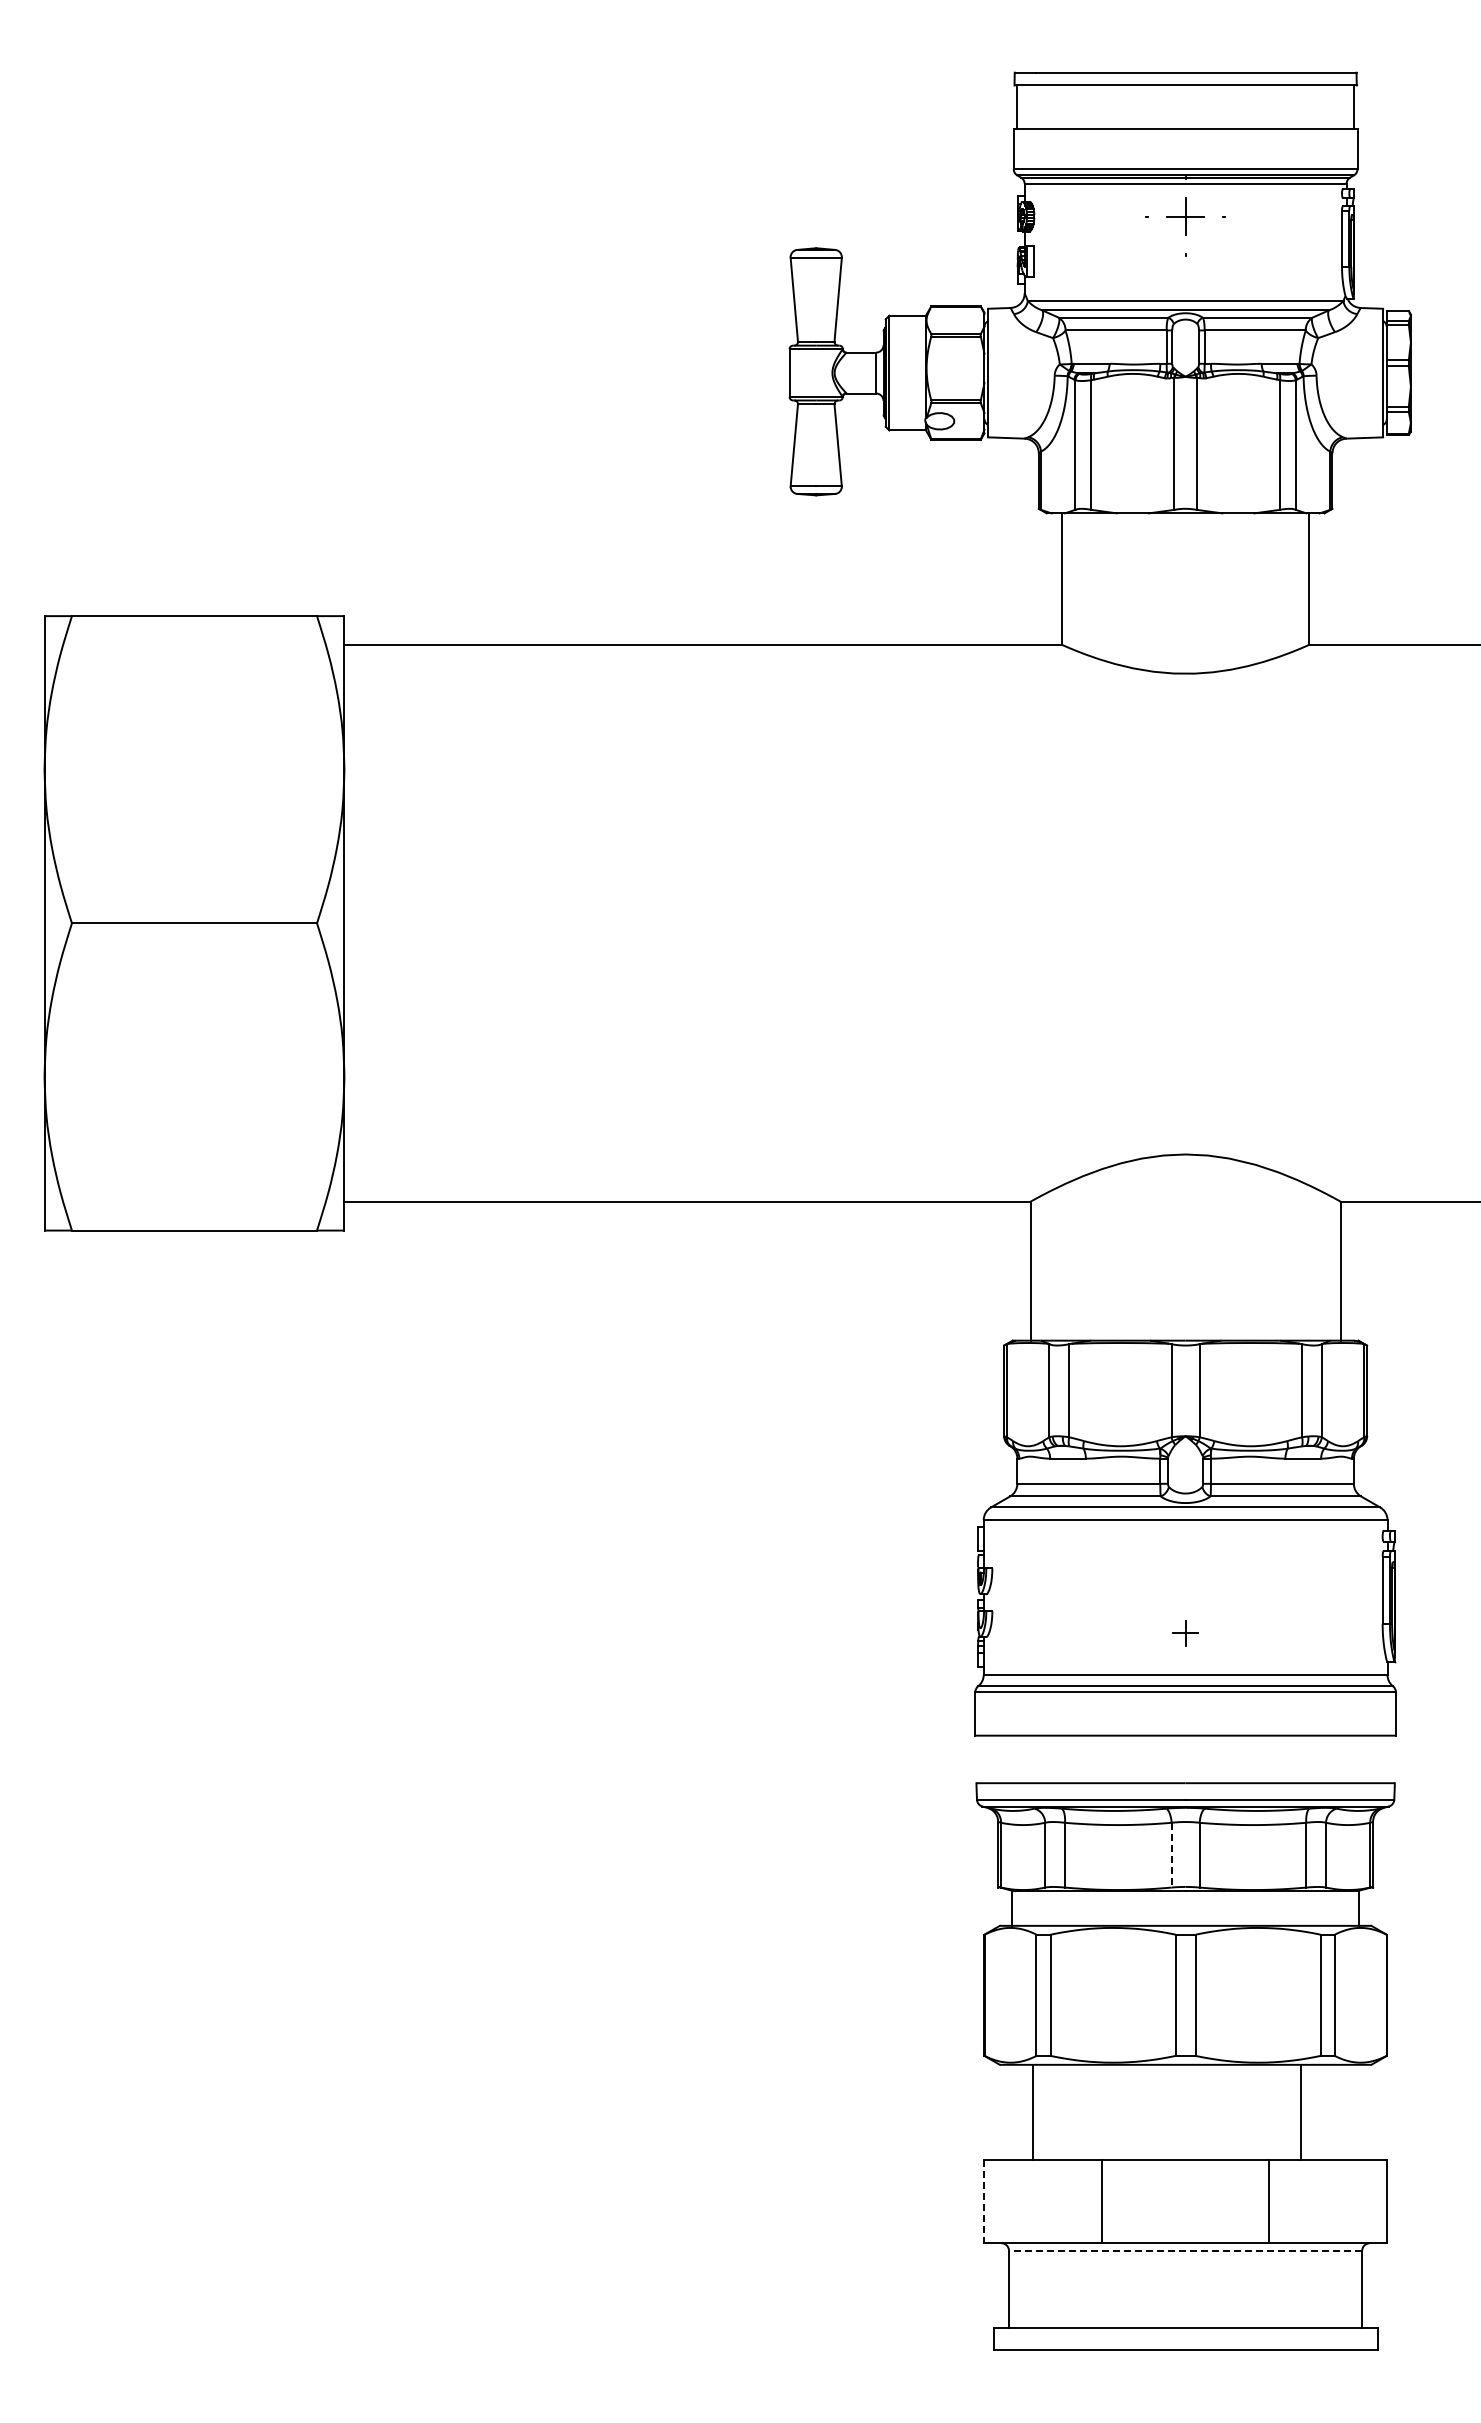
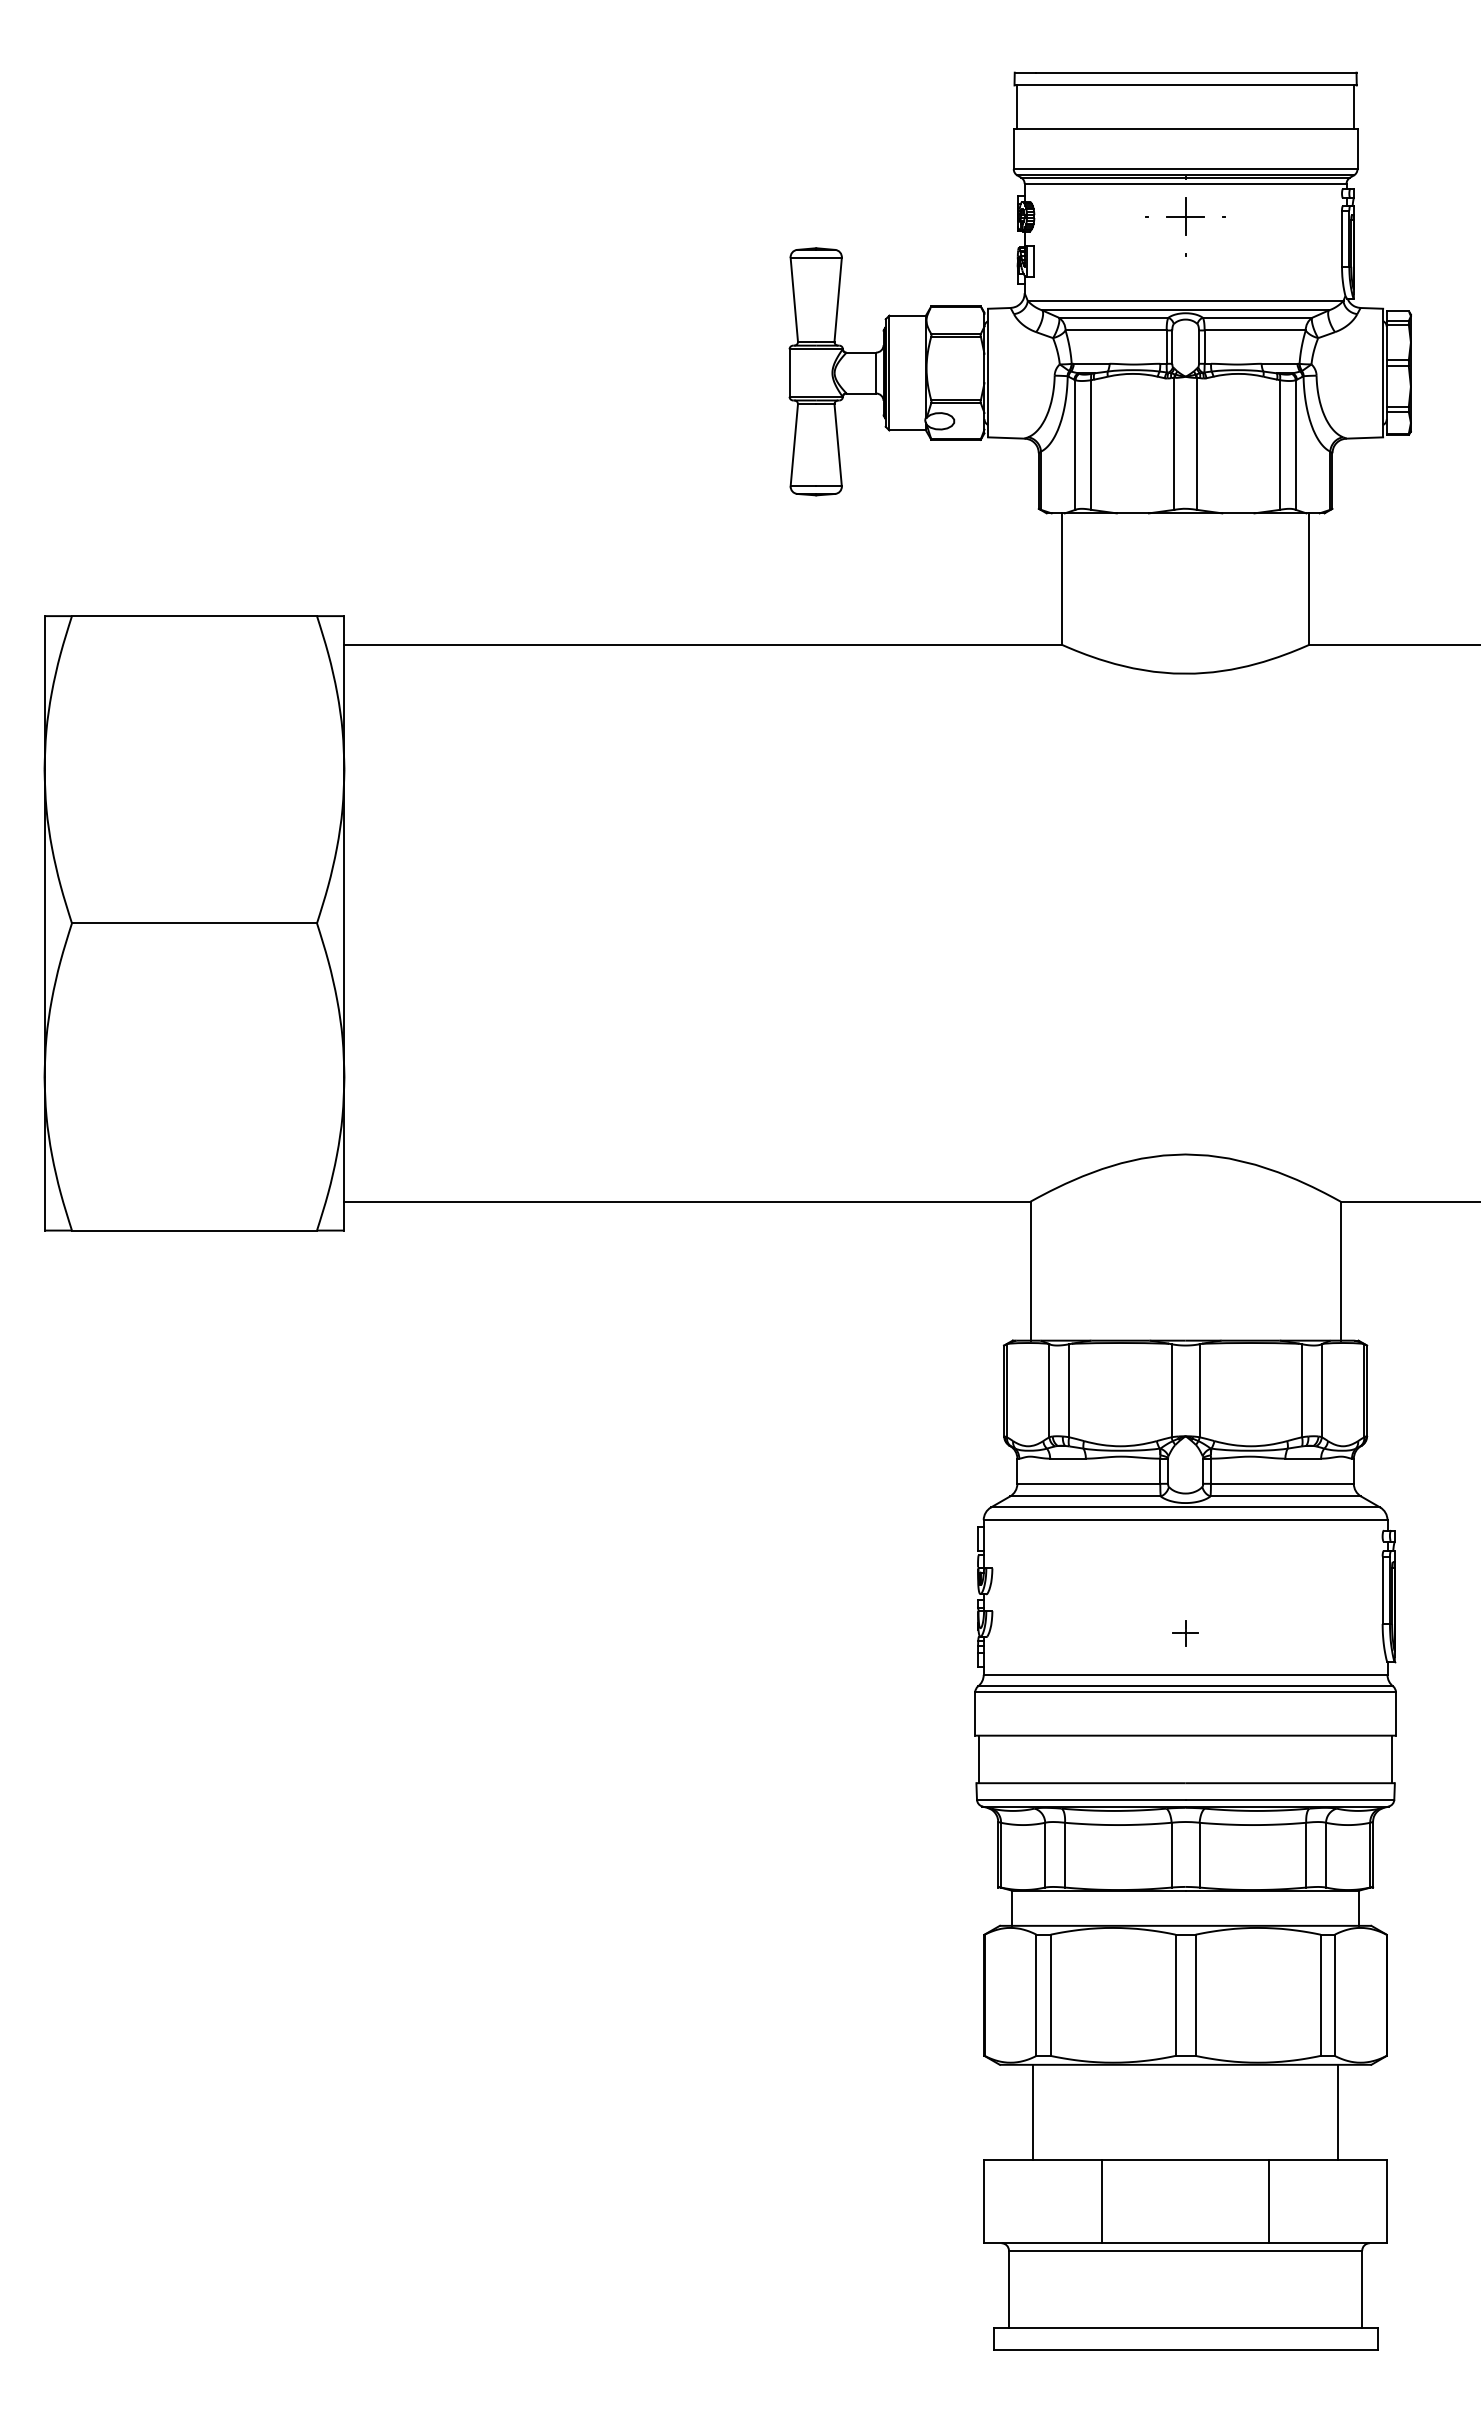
line: none -> present (978, 1759)
line: none -> present (1392, 1759)
line: dashed -> solid (1171, 1855)
line position: (1300, 2111) -> (1337, 2111) (1337, 2111)
line: dashed -> solid (984, 2201)
line: dashed -> solid (1185, 2250)
